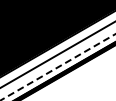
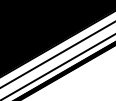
line: dashed -> solid (58, 67)
